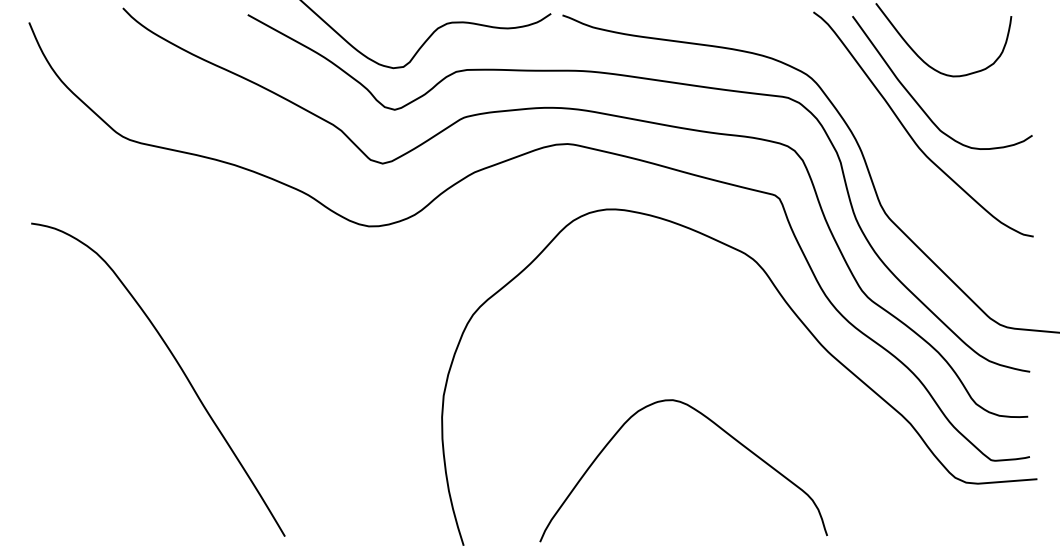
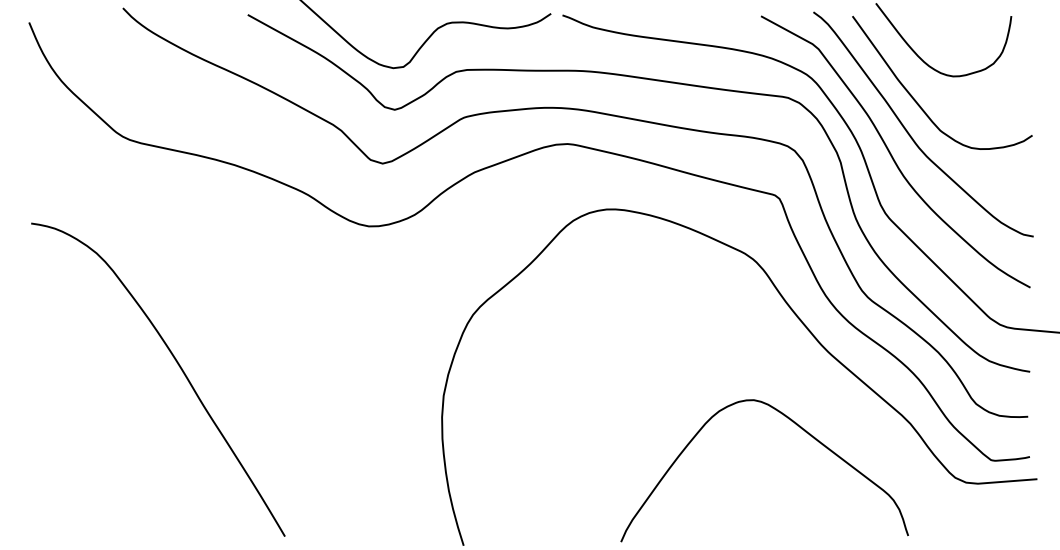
curve: none -> present (891, 153)
curve position: (715, 425) -> (796, 425) (796, 425)
